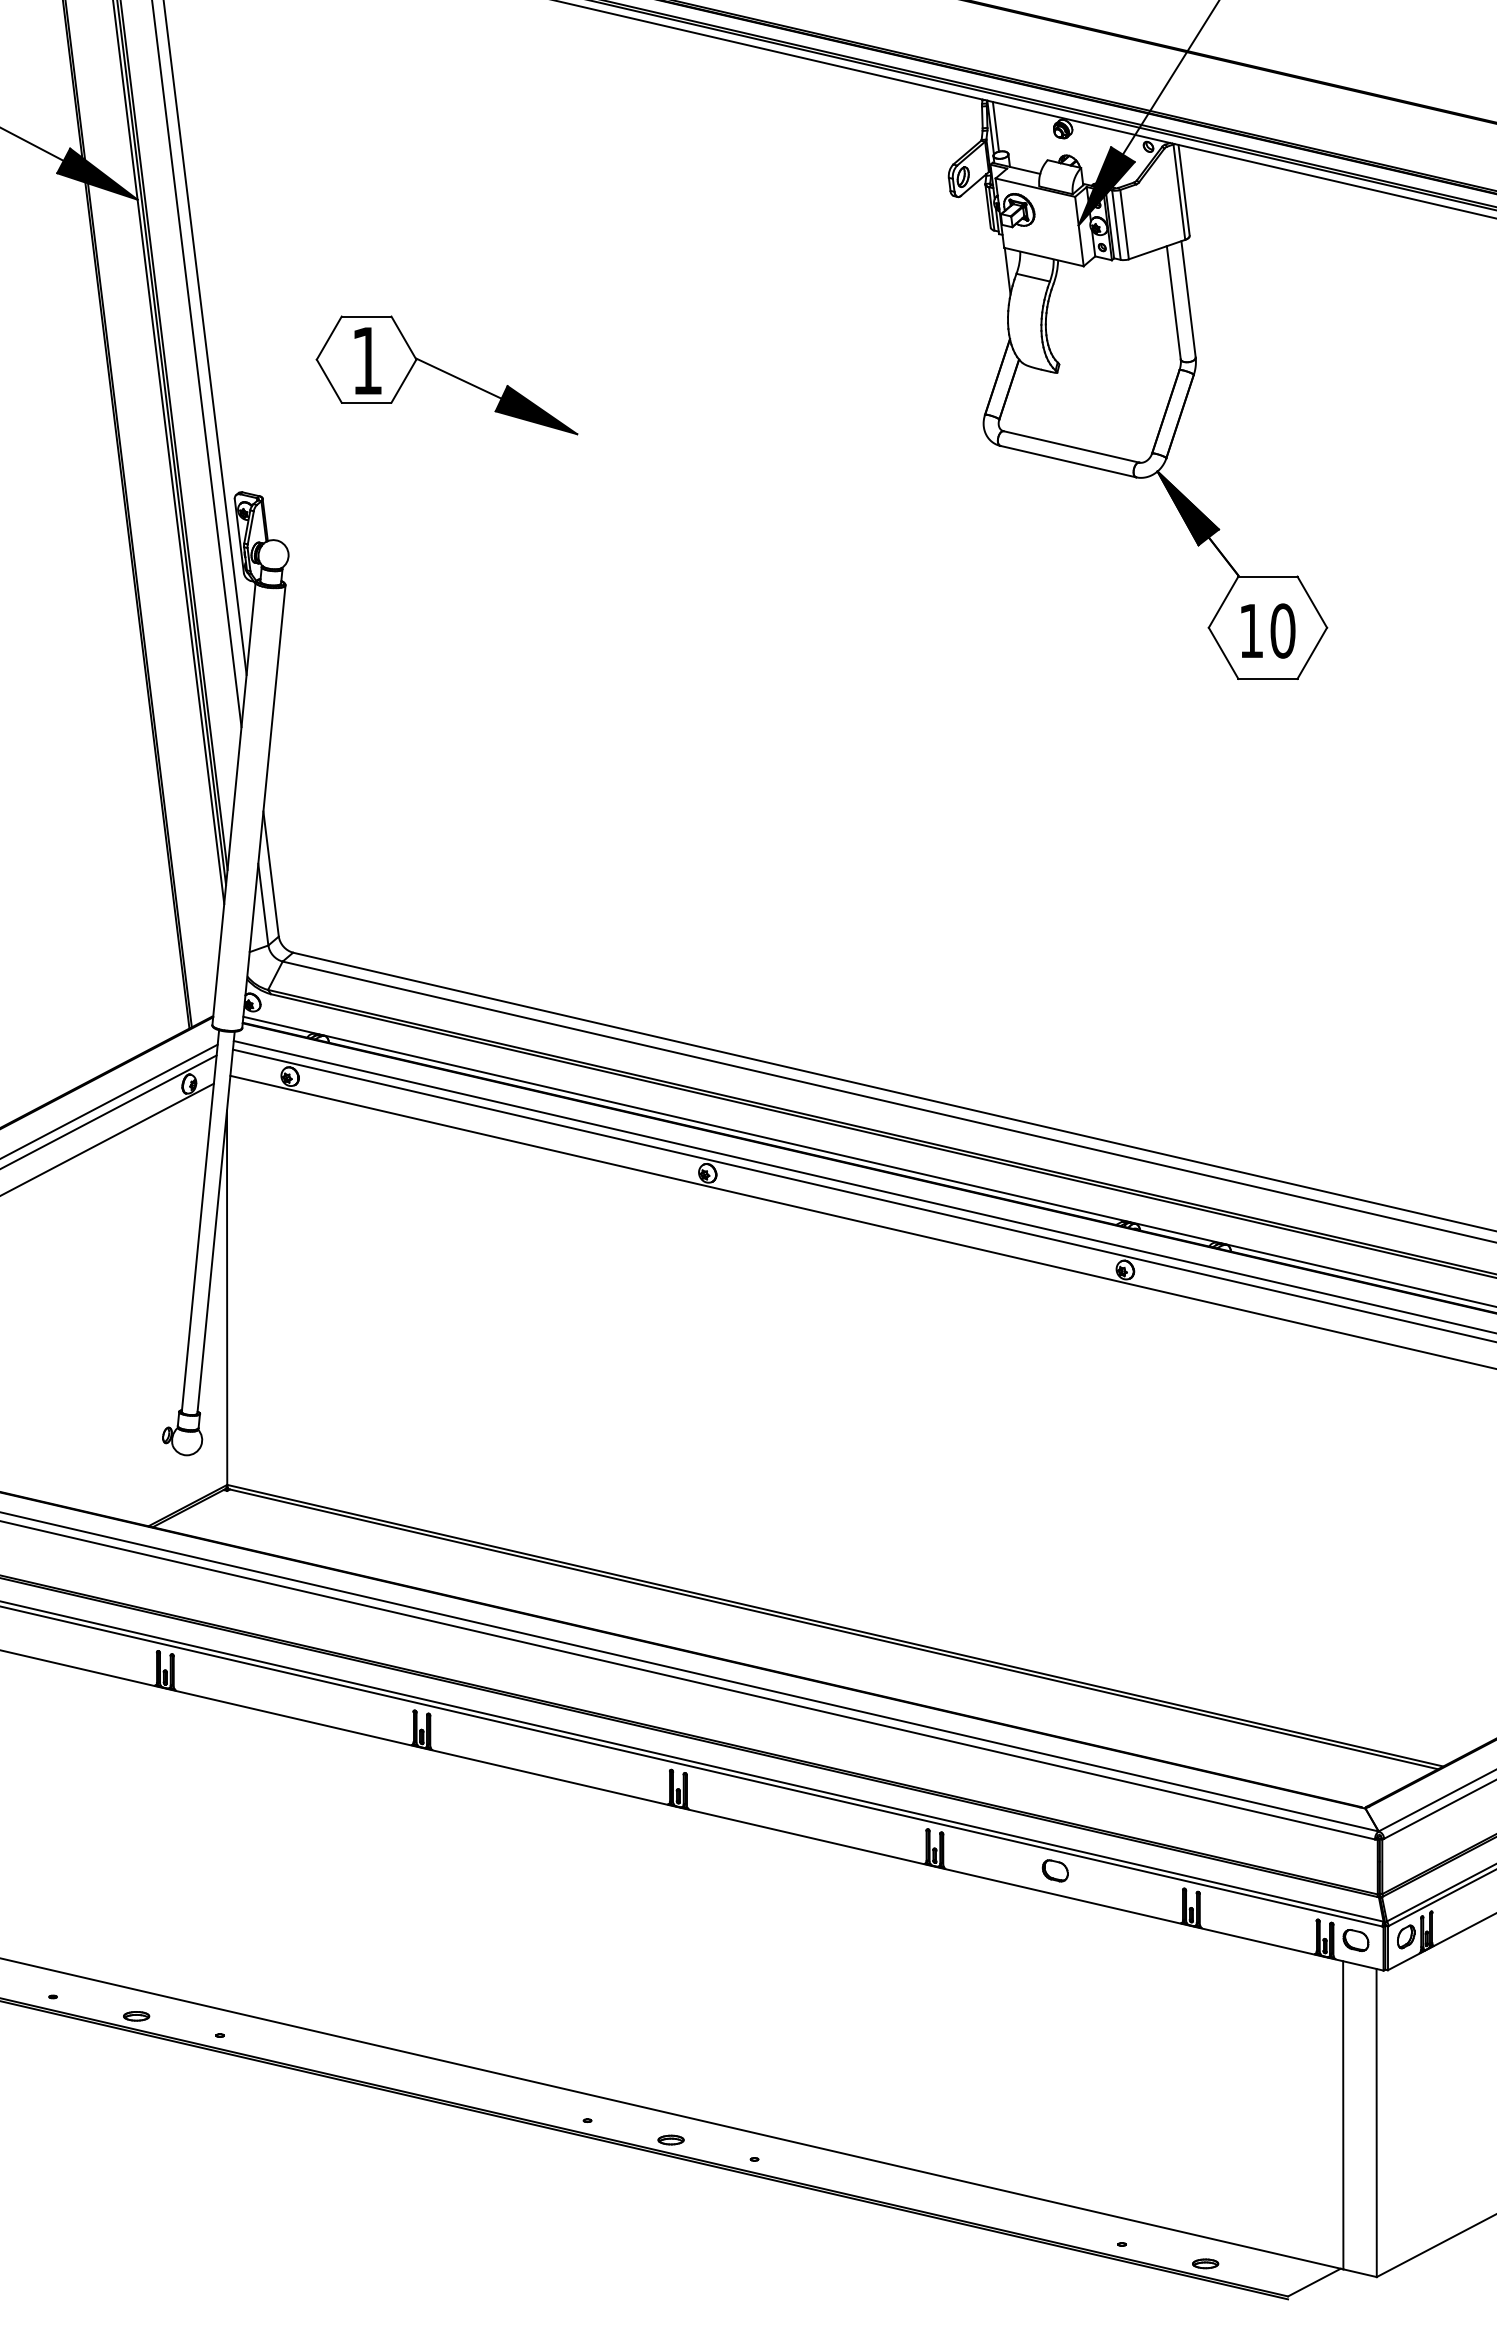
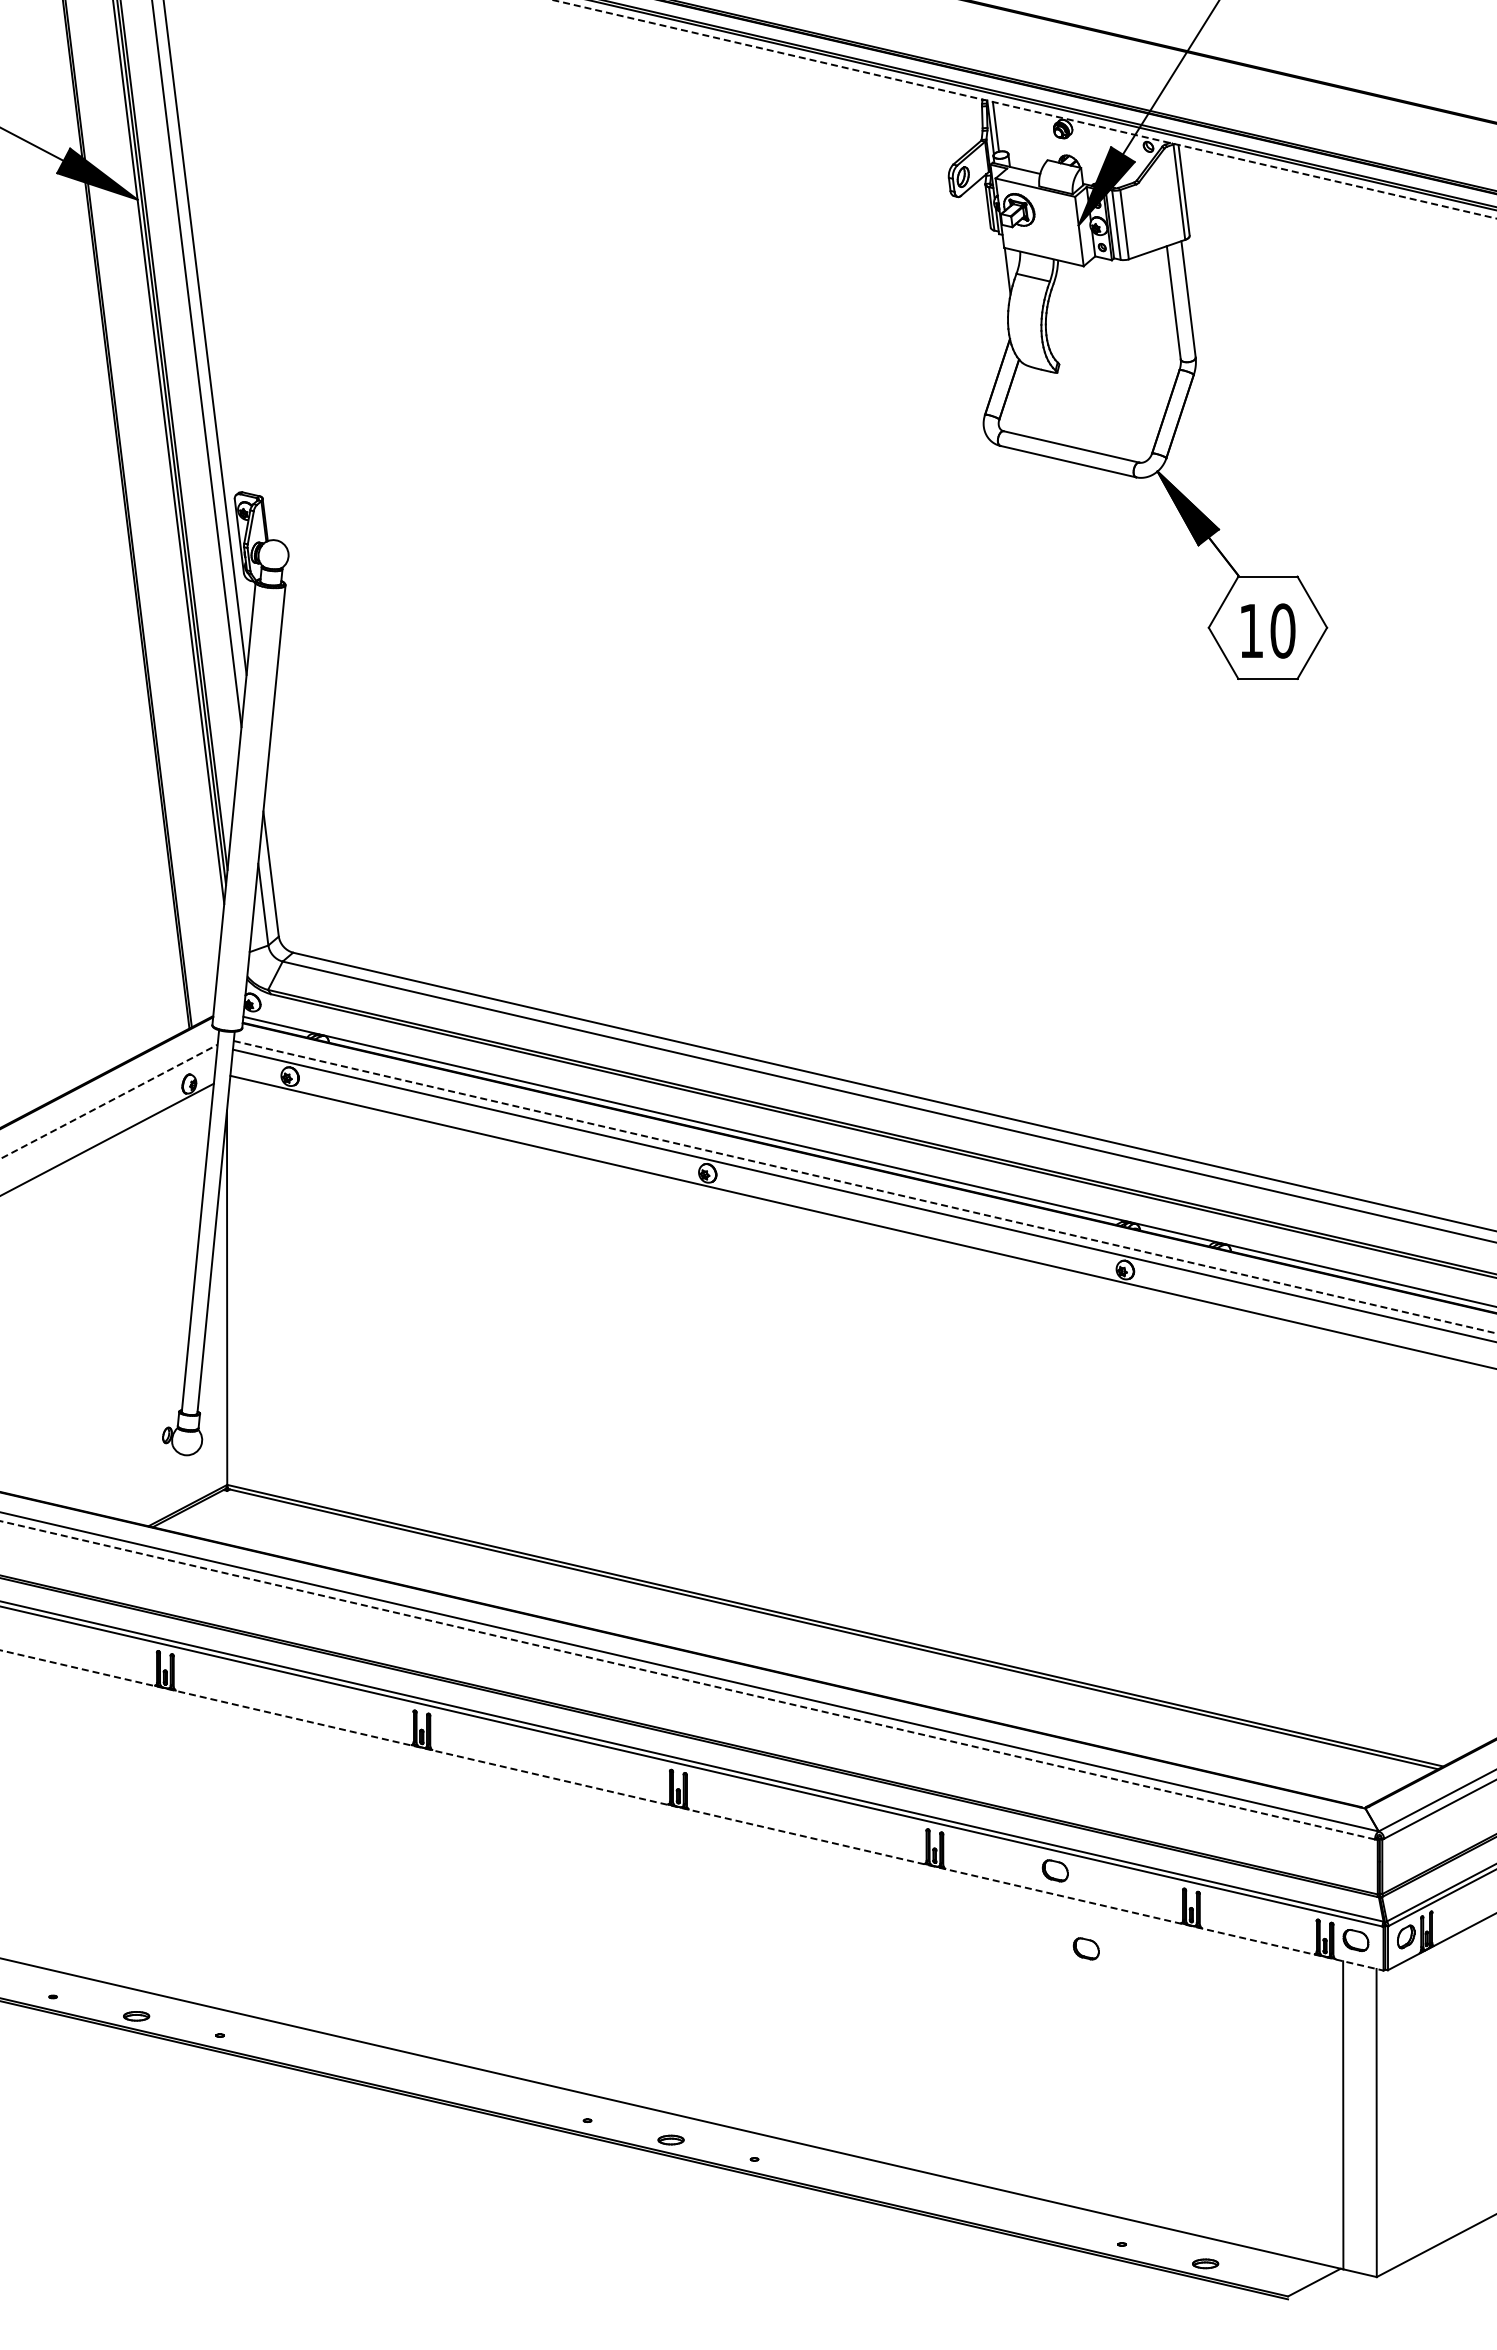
line: solid -> dashed (1024, 109)
part: present -> none (446, 375)
line: solid -> dashed (109, 1101)
line: present -> none (109, 1111)
line: solid -> dashed (865, 1187)
line: solid -> dashed (687, 1680)
line: solid -> dashed (692, 1810)
part: none -> present (1085, 1948)
